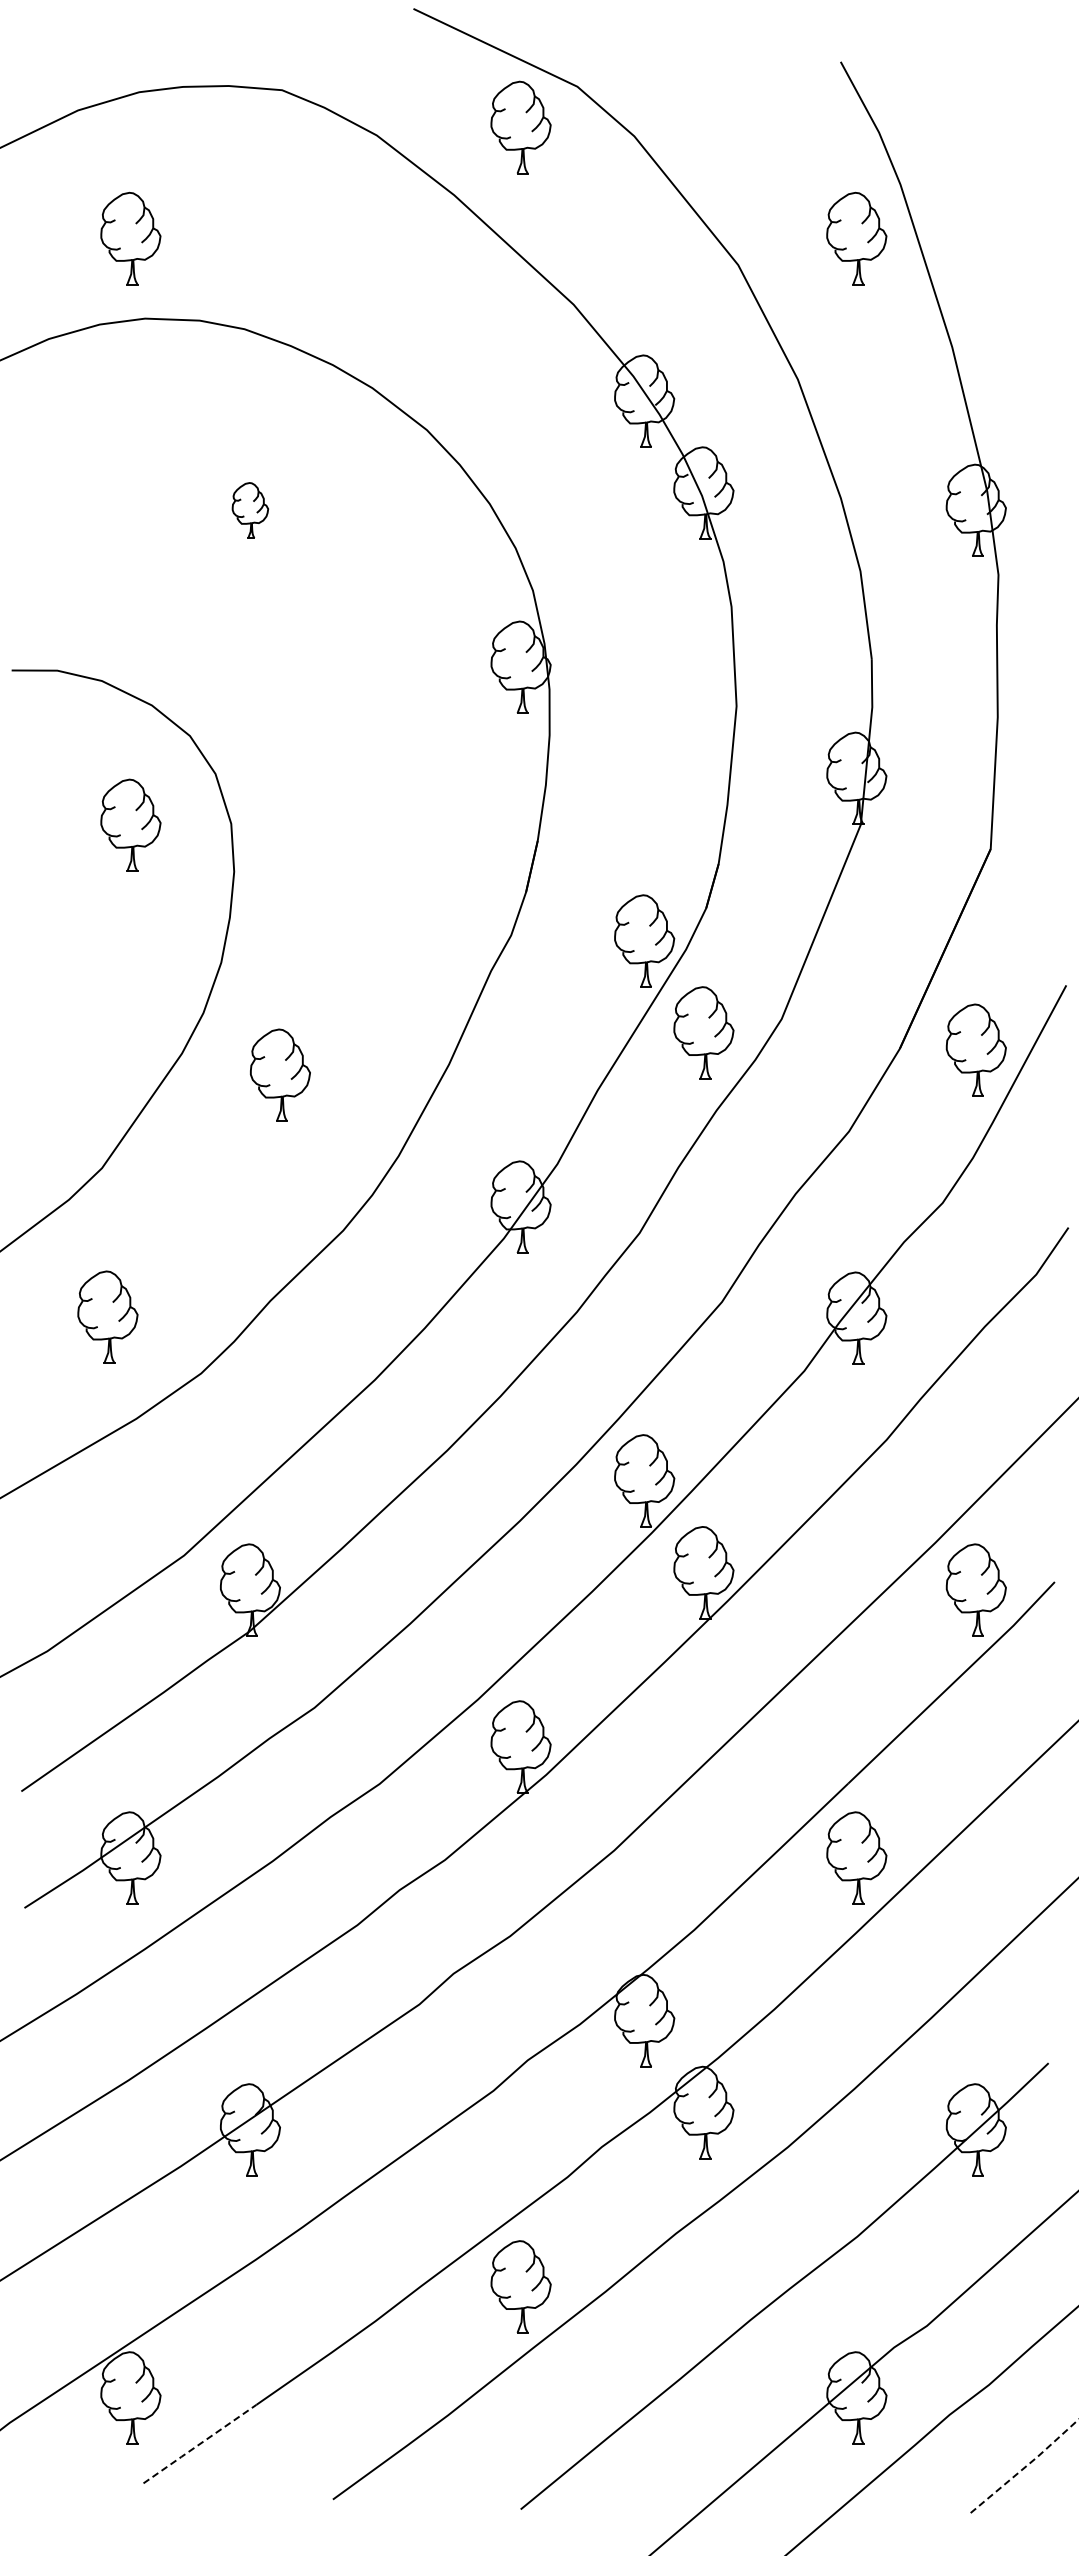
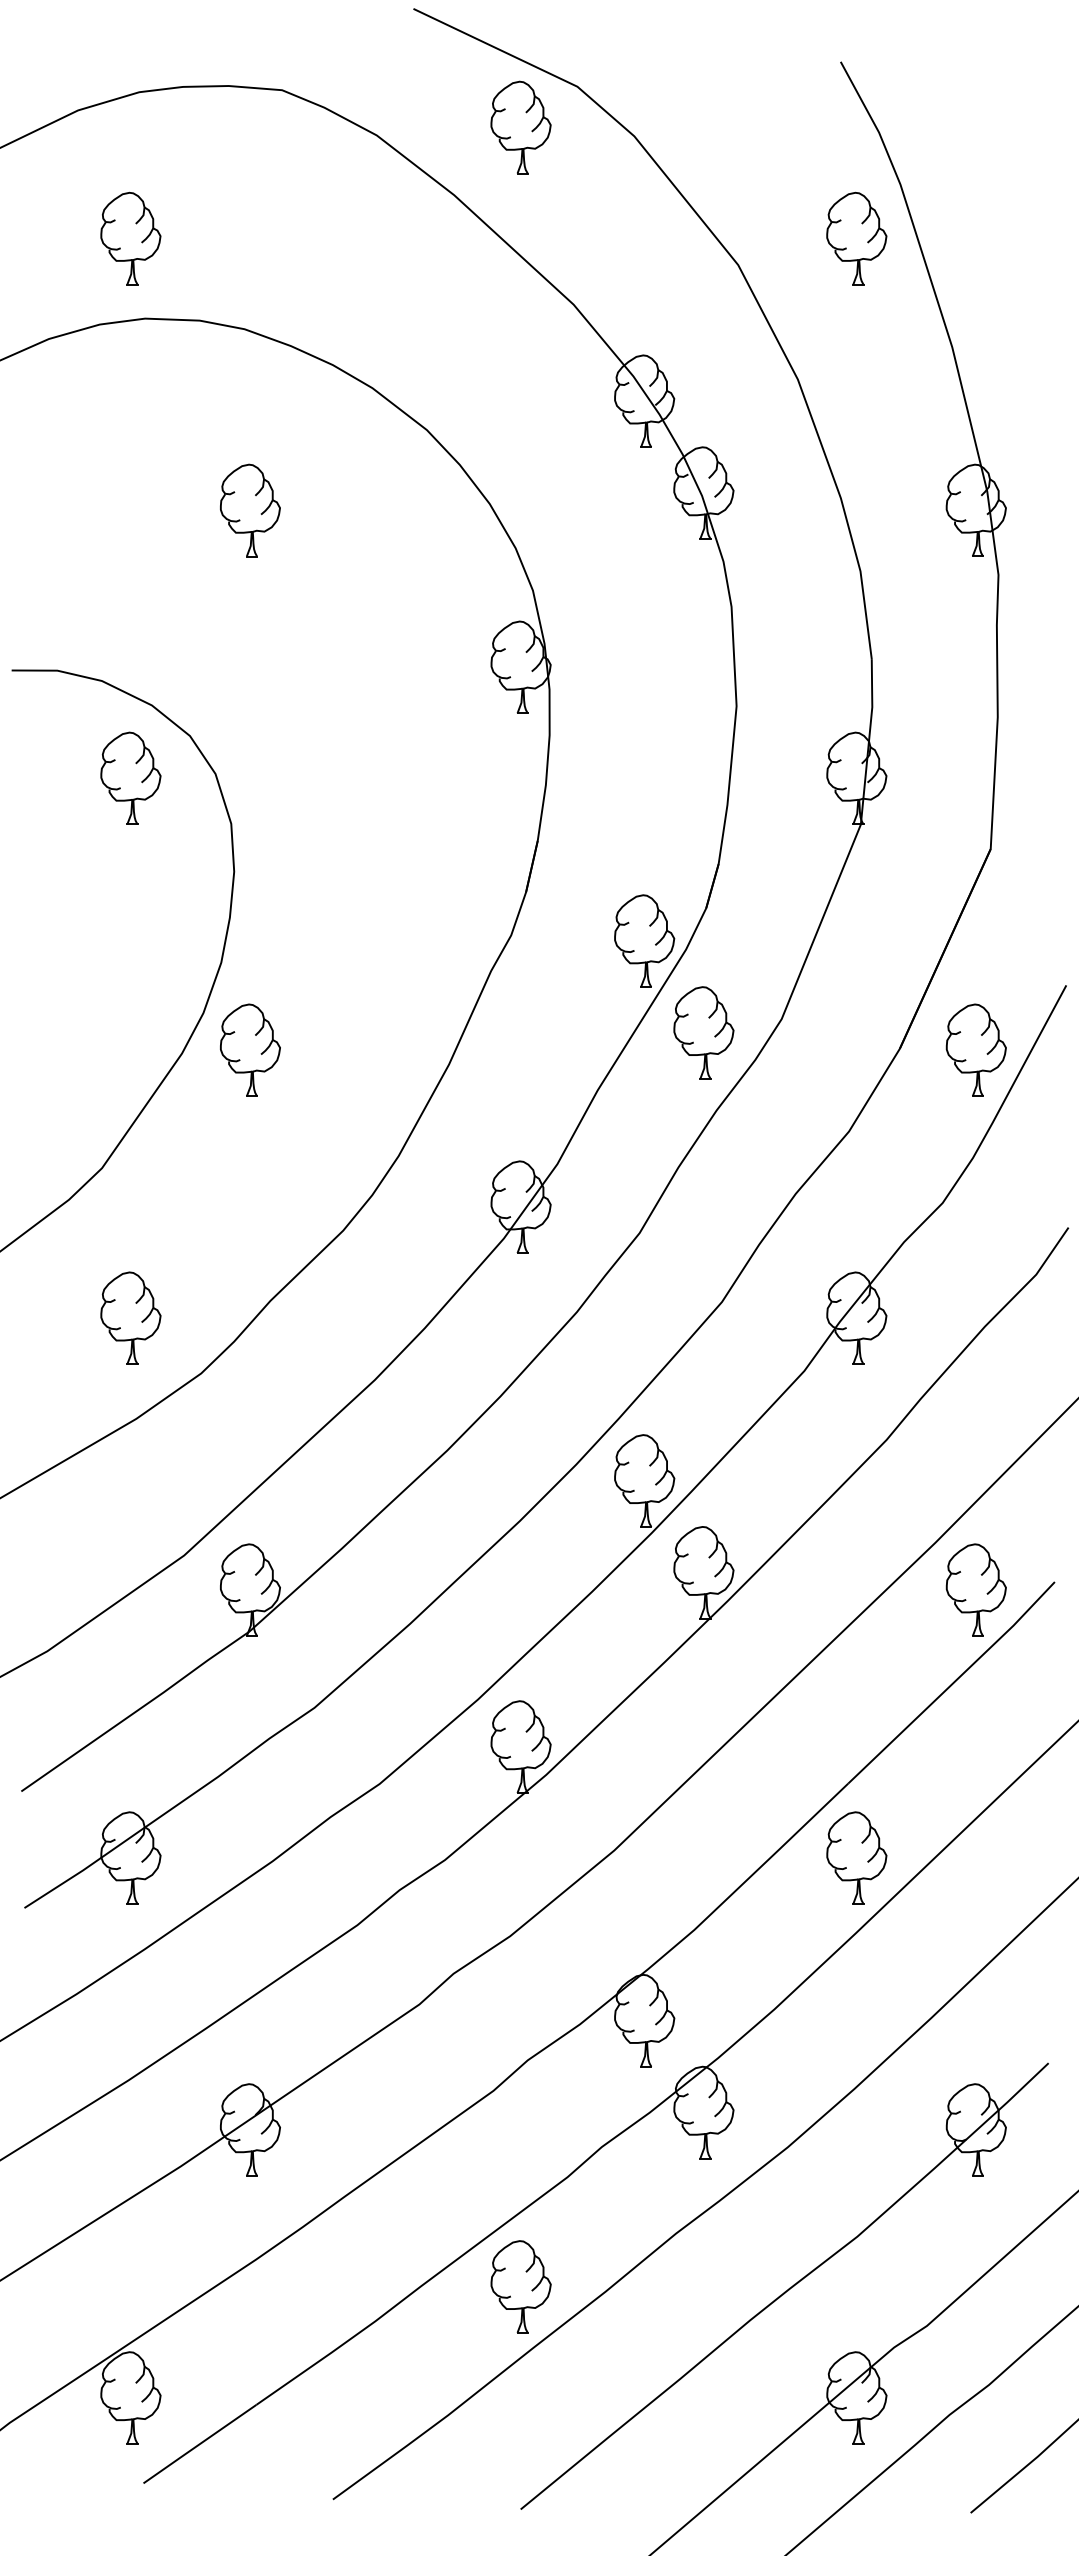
part size: 39x57 px -> 61x95 px (250, 510)
part position: (130, 824) -> (130, 777) (130, 777)
part position: (280, 1074) -> (250, 1049) (250, 1049)
part position: (107, 1316) -> (130, 1317) (130, 1317)
line: dashed -> solid (199, 2444)
line: dashed -> solid (1025, 2466)
